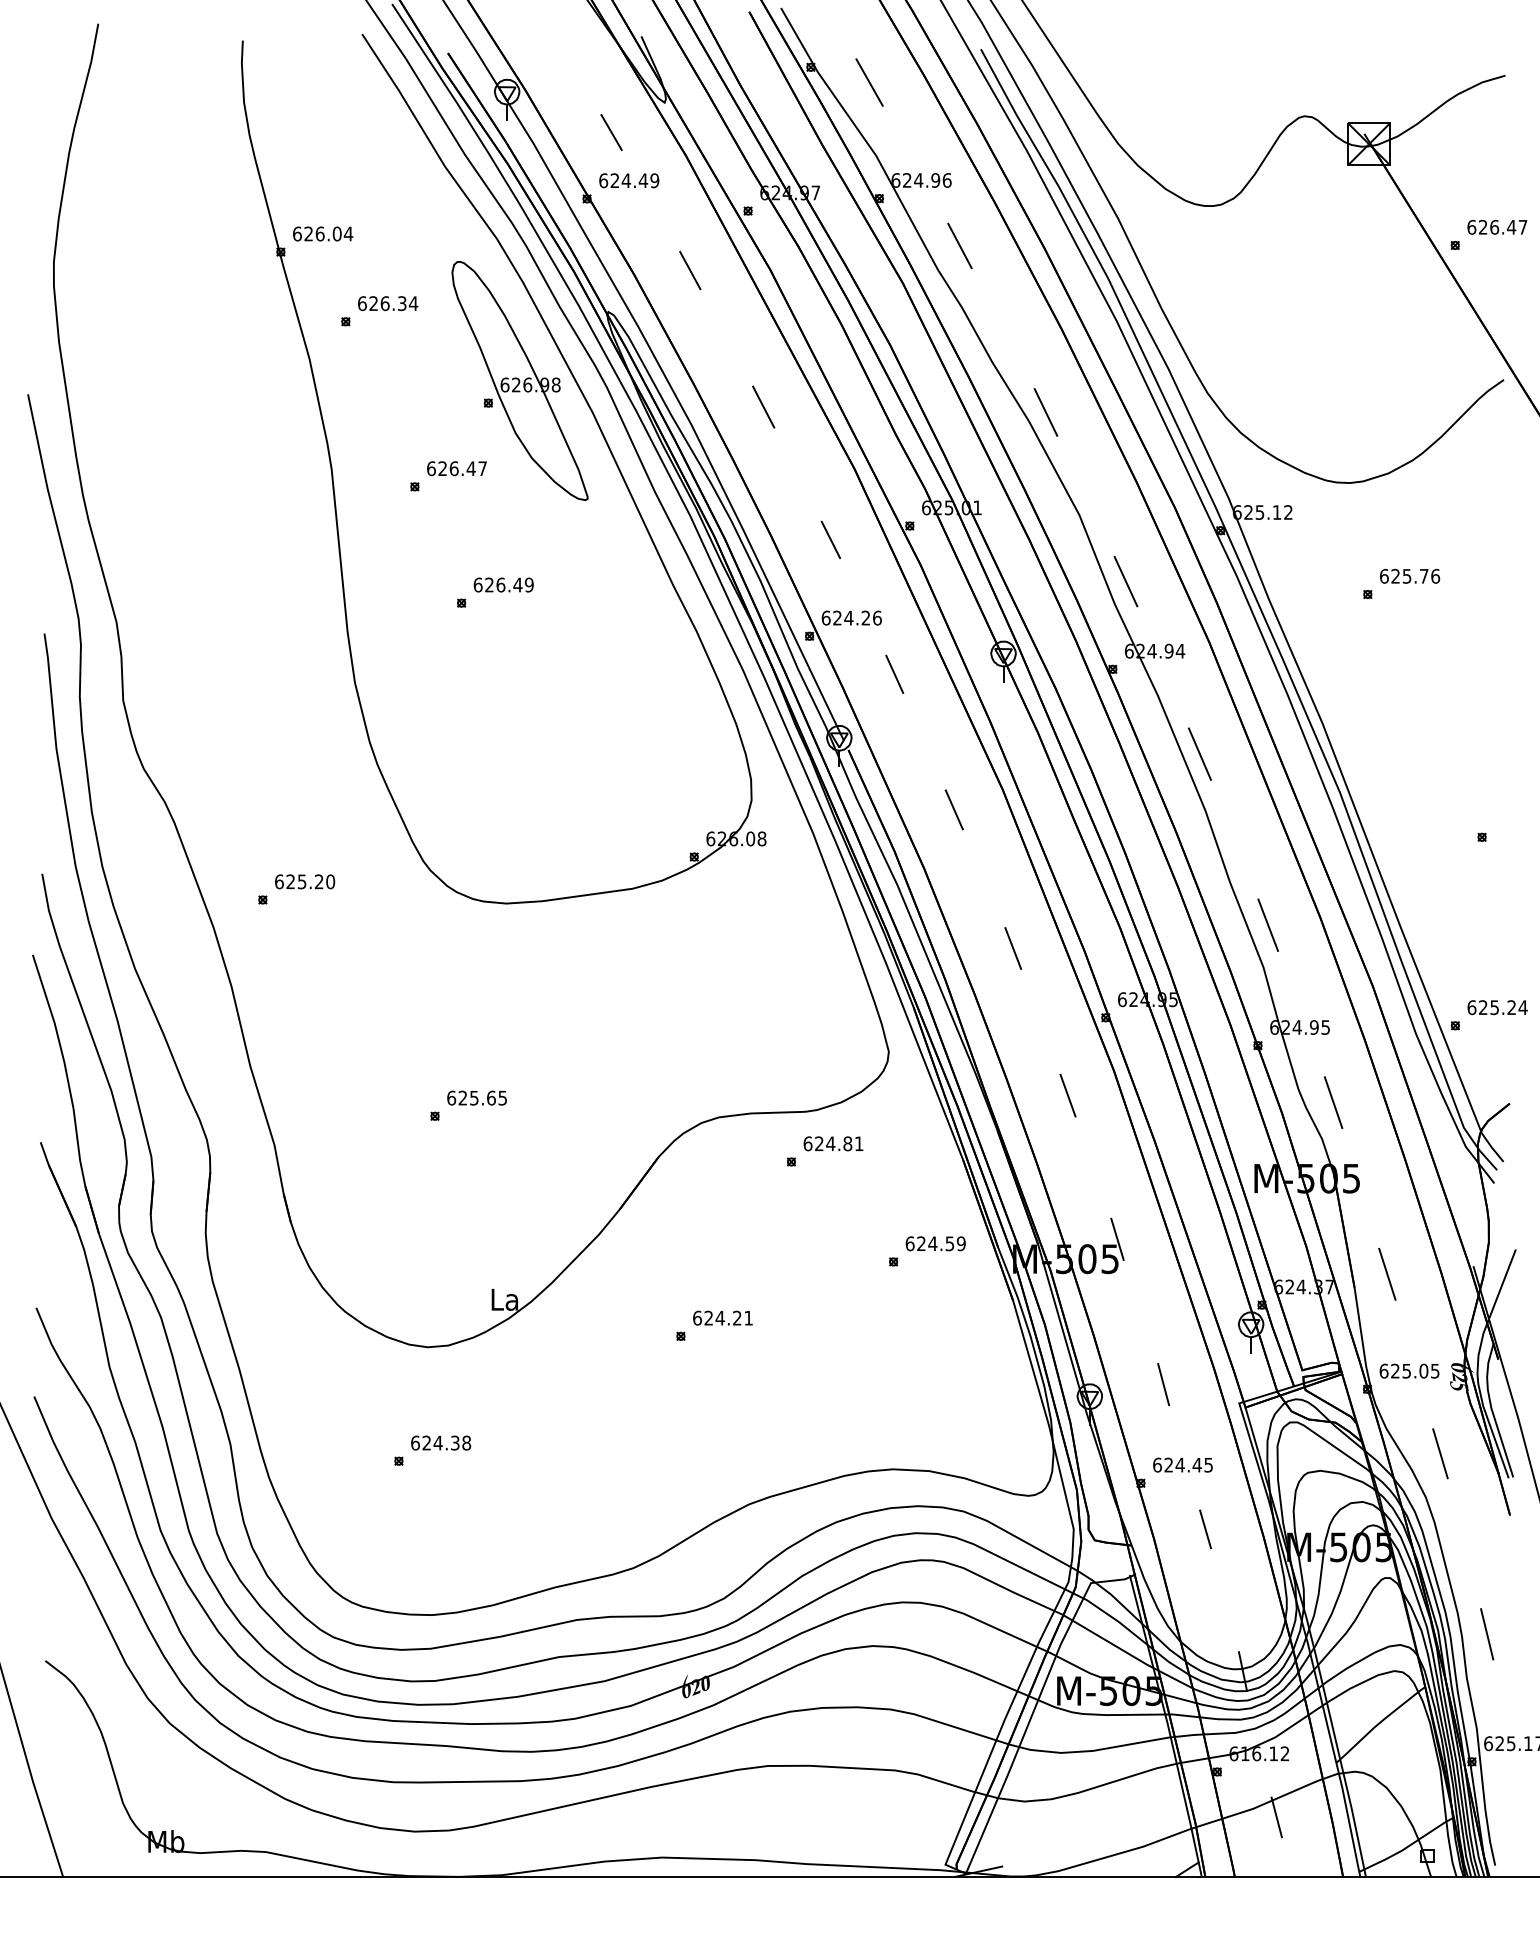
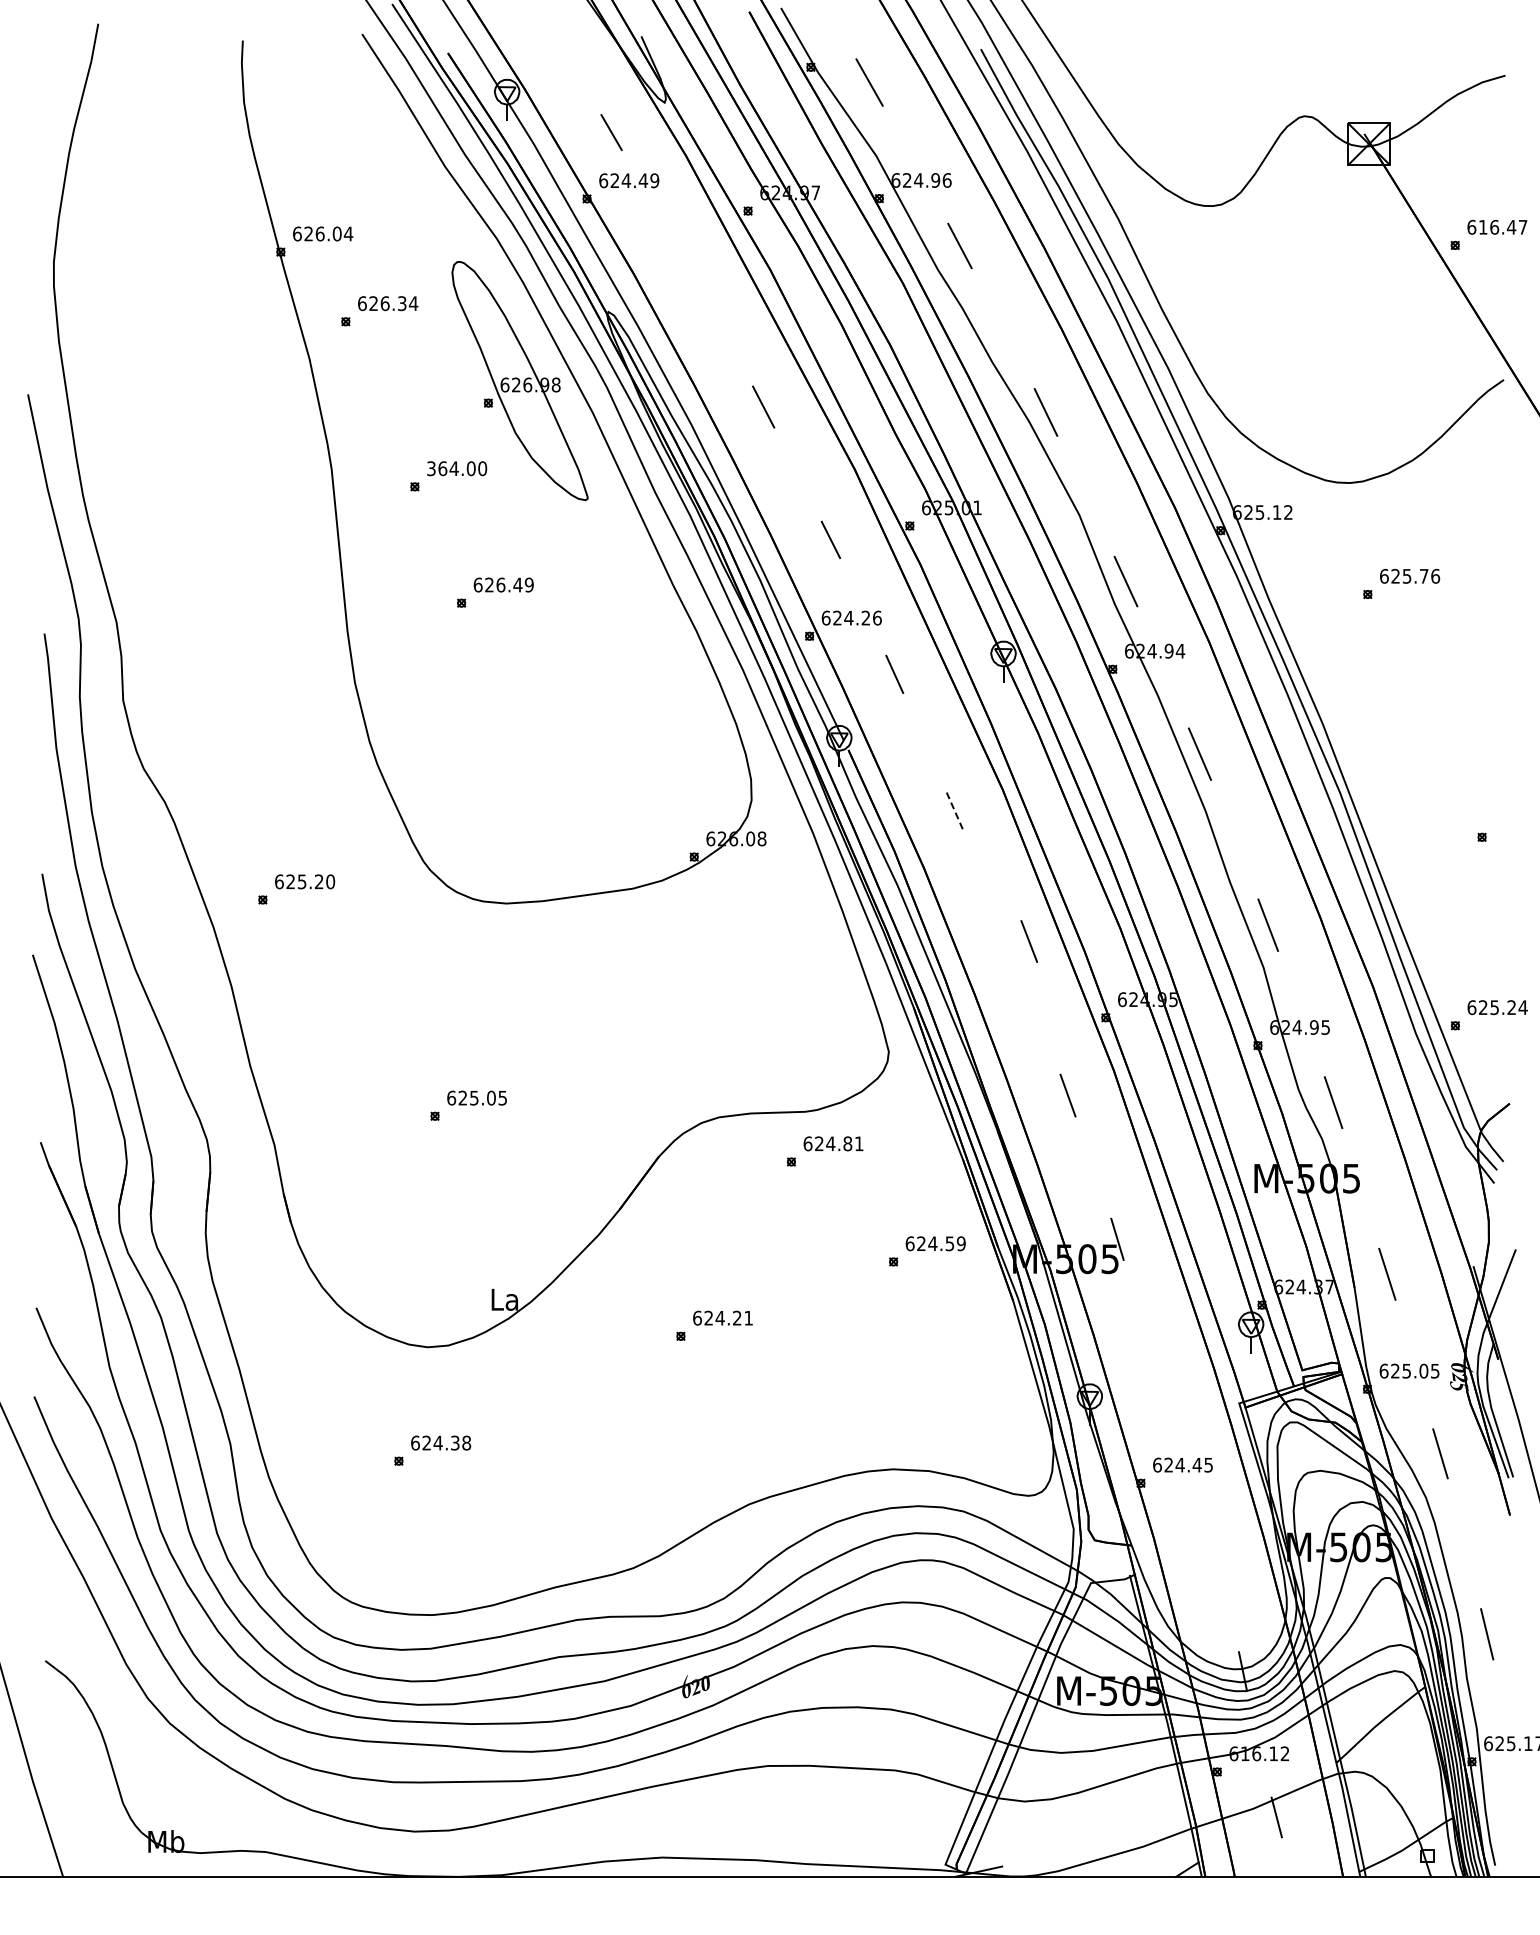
text: 626.47 -> 616.47 (1482, 226)
line: present -> none (690, 270)
text: 626.47 -> 364.00 (457, 468)
line: solid -> dashed (954, 809)
line position: (1013, 948) -> (1029, 941) (1029, 941)
text: 625.65 -> 625.05 (491, 1097)
line: present -> none (1163, 1384)
line: present -> none (1205, 1529)
